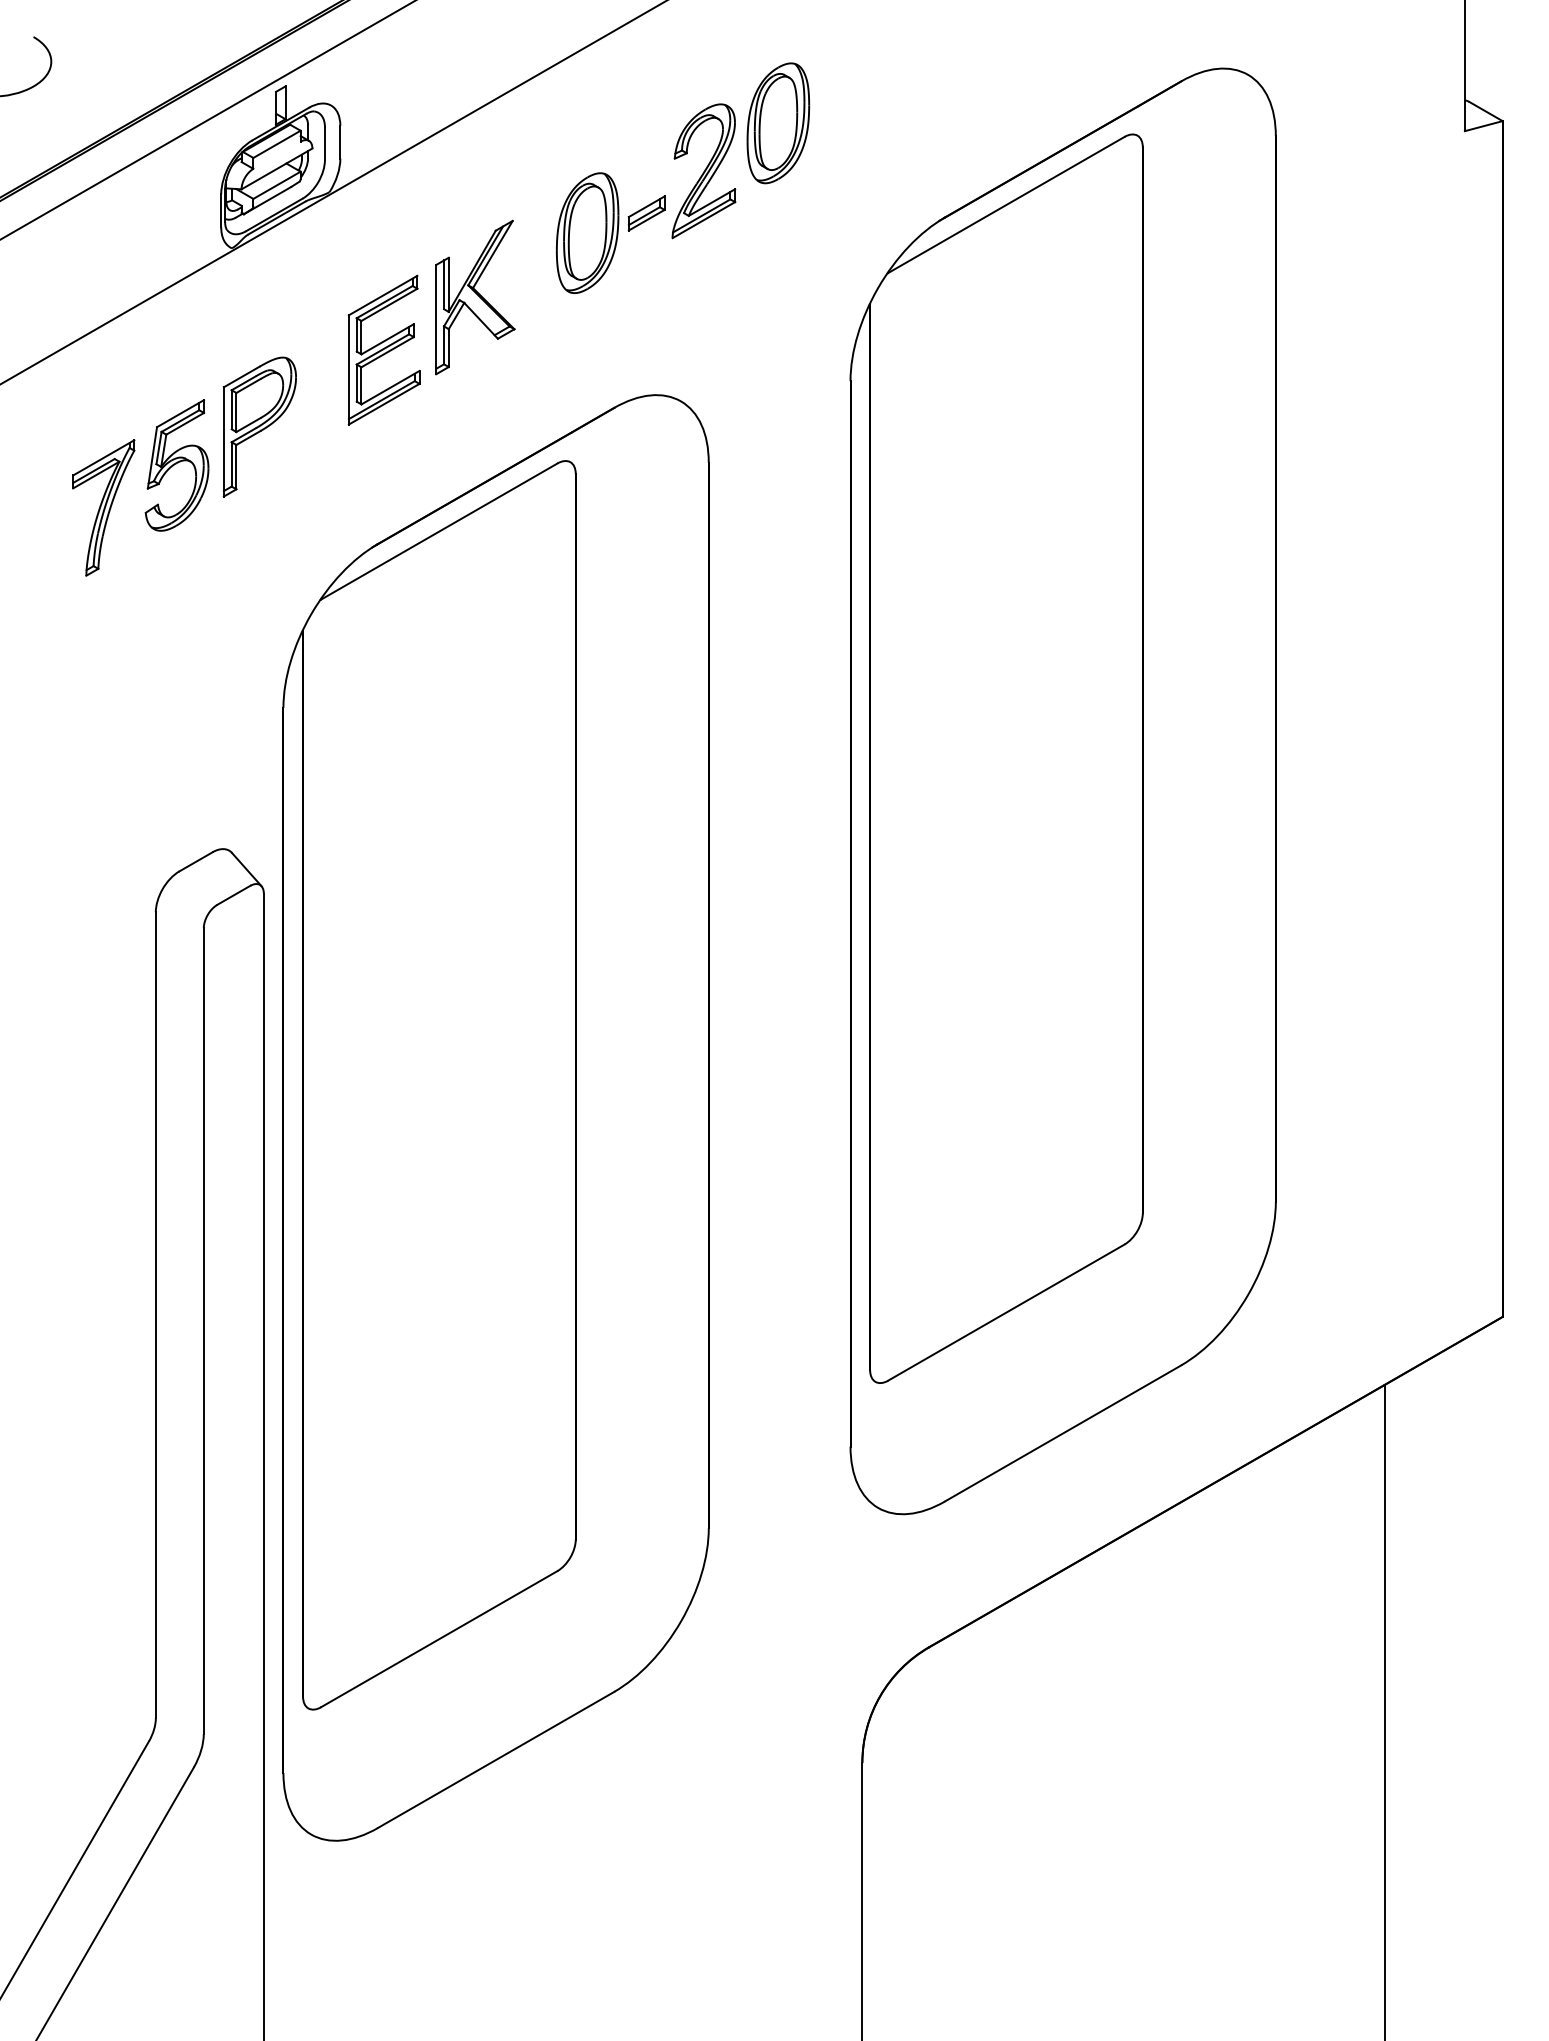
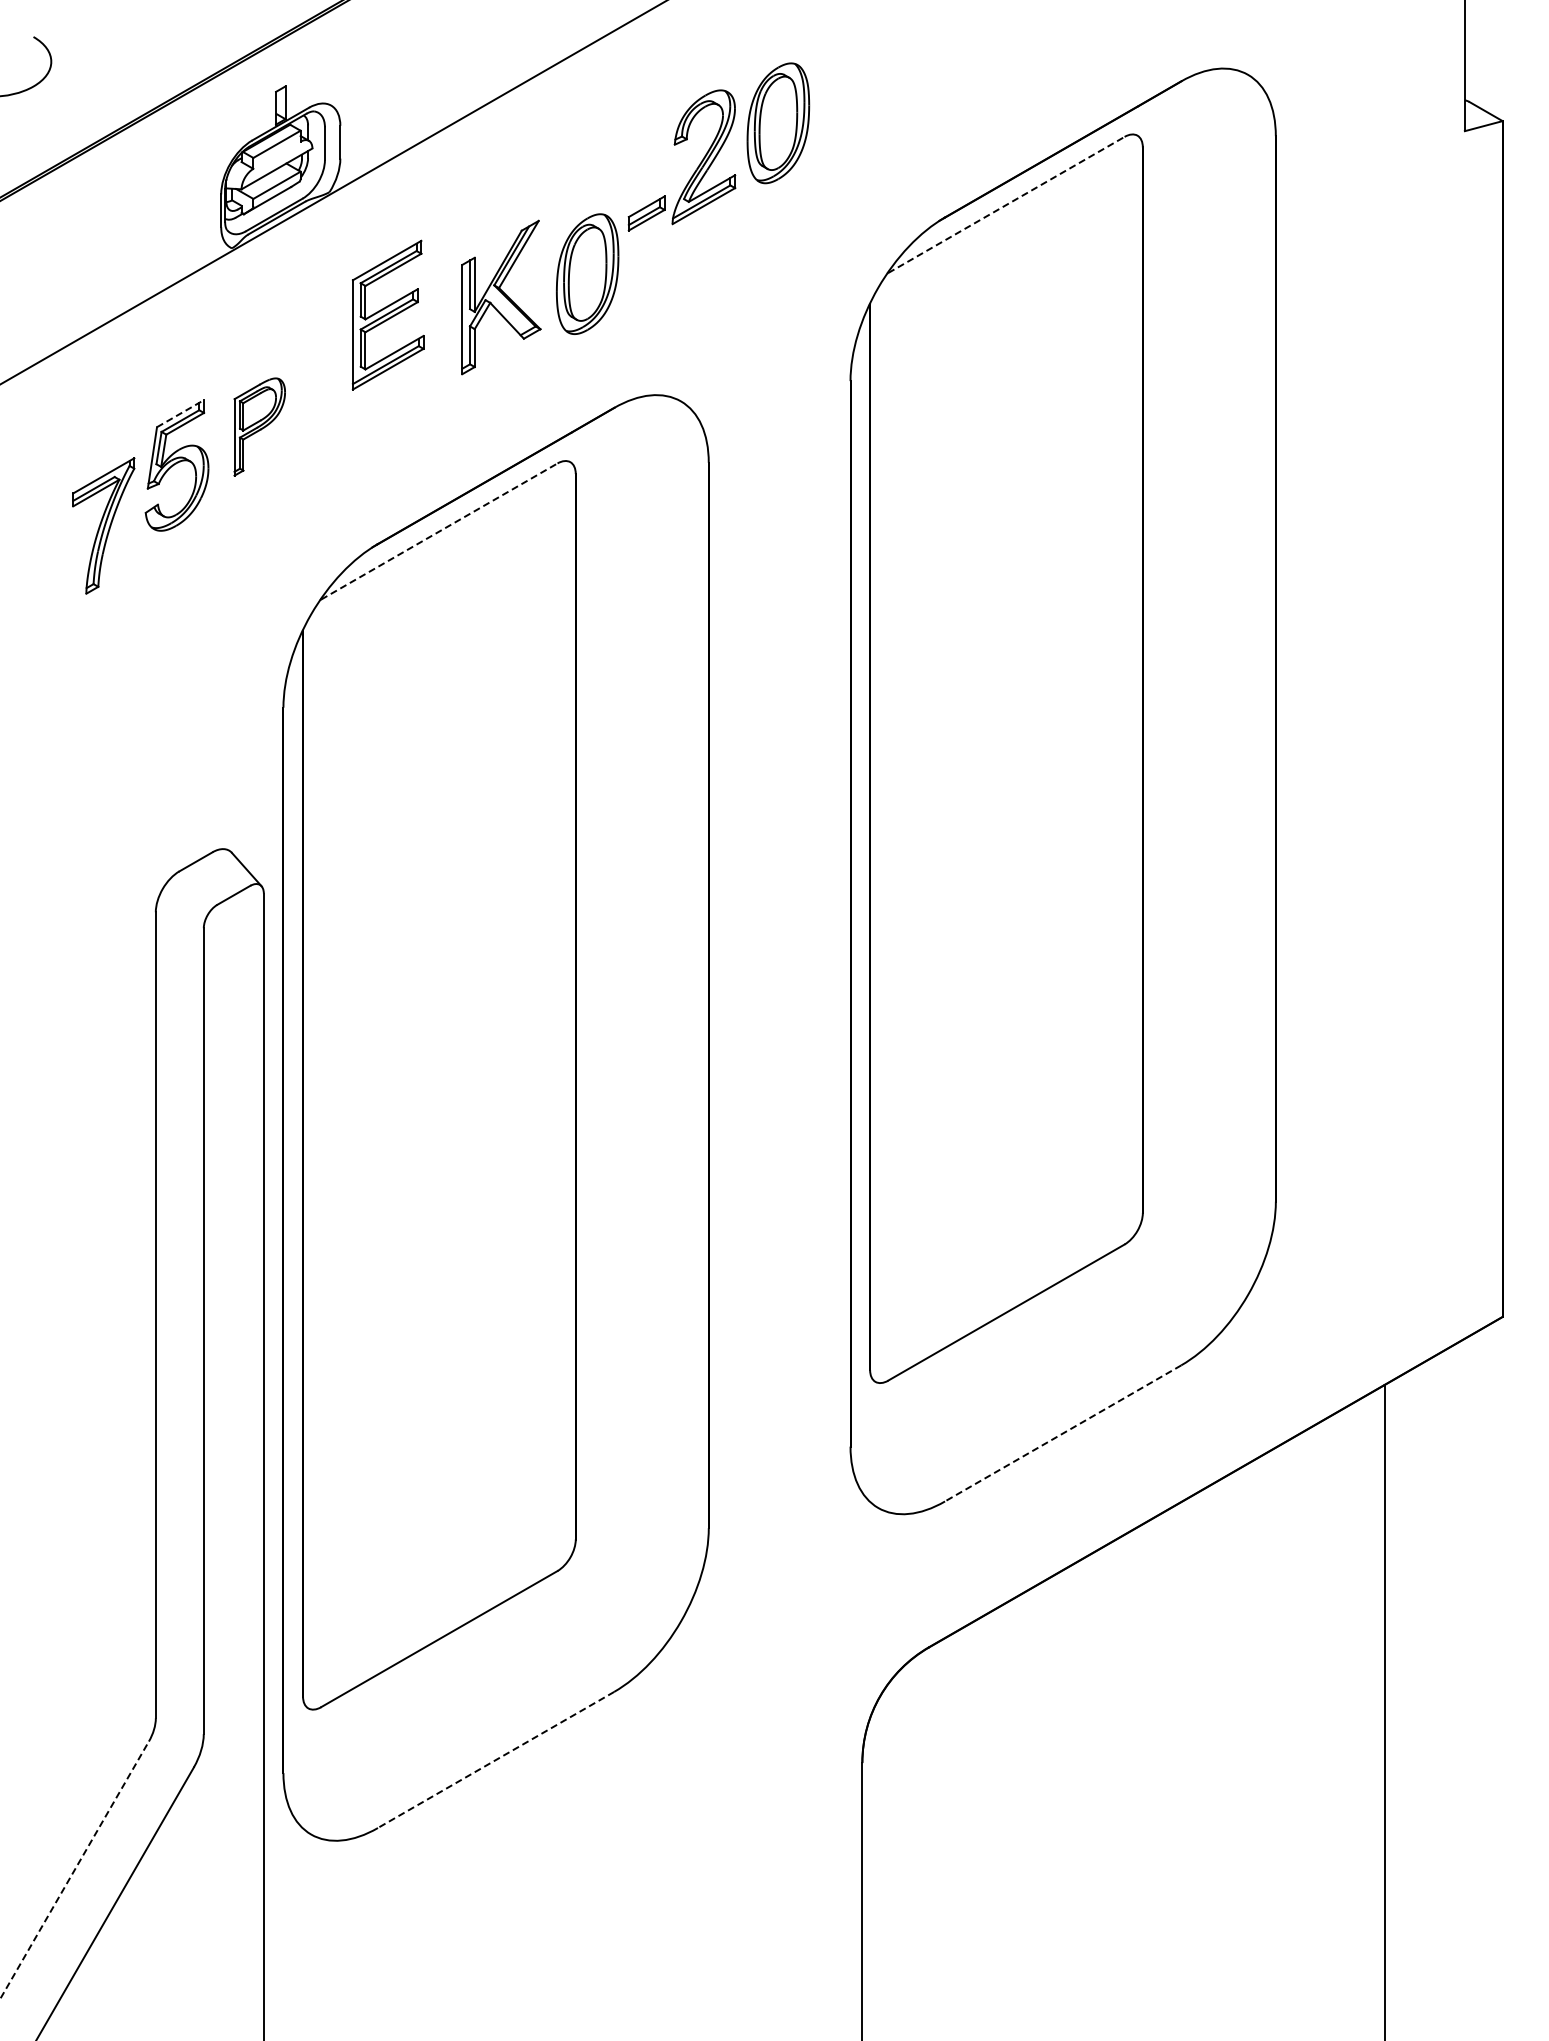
line: present -> none (207, 120)
part position: (703, 171) -> (703, 157) (703, 157)
line: solid -> dashed (1006, 204)
part position: (587, 232) -> (587, 273) (587, 273)
part position: (475, 297) -> (501, 297) (501, 297)
part position: (383, 349) -> (387, 314) (387, 314)
line: solid -> dashed (180, 413)
part size: 75x142 px -> 53x100 px (259, 426)
part position: (103, 507) -> (103, 525) (103, 525)
line: solid -> dashed (439, 531)
line: solid -> dashed (1062, 1433)
line: solid -> dashed (495, 1760)
line: solid -> dashed (74, 1870)
